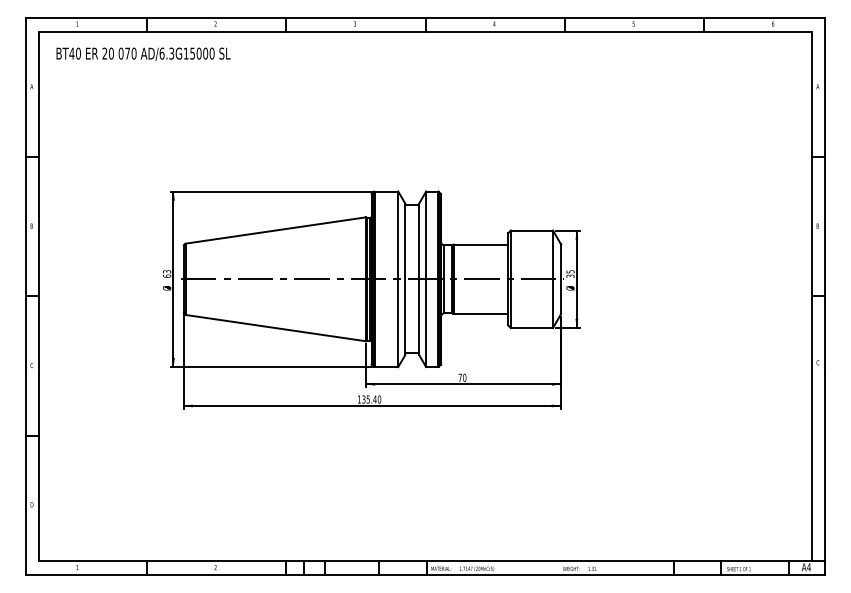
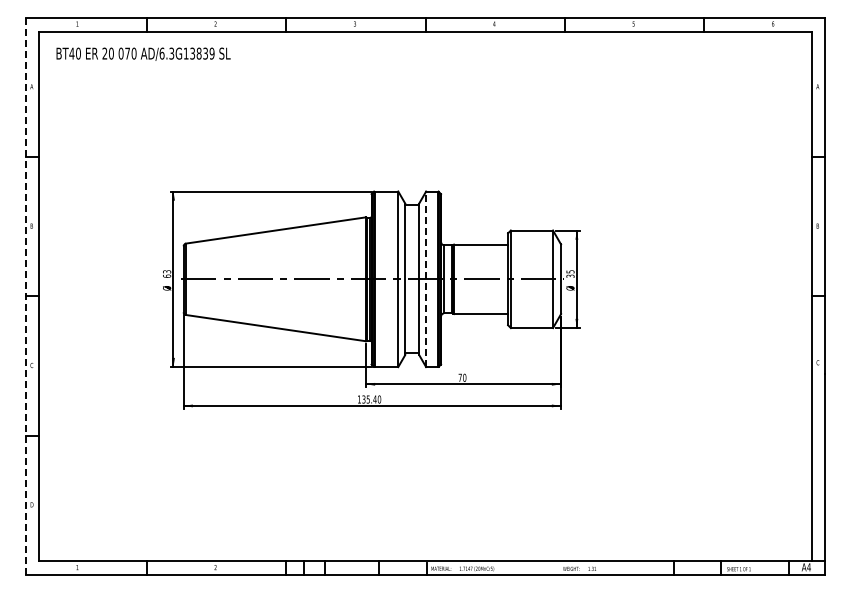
text: AD/6.3G15000 -> AD/6.3G13839 (202, 53)
line: solid -> dashed (426, 279)
line: solid -> dashed (25, 296)
